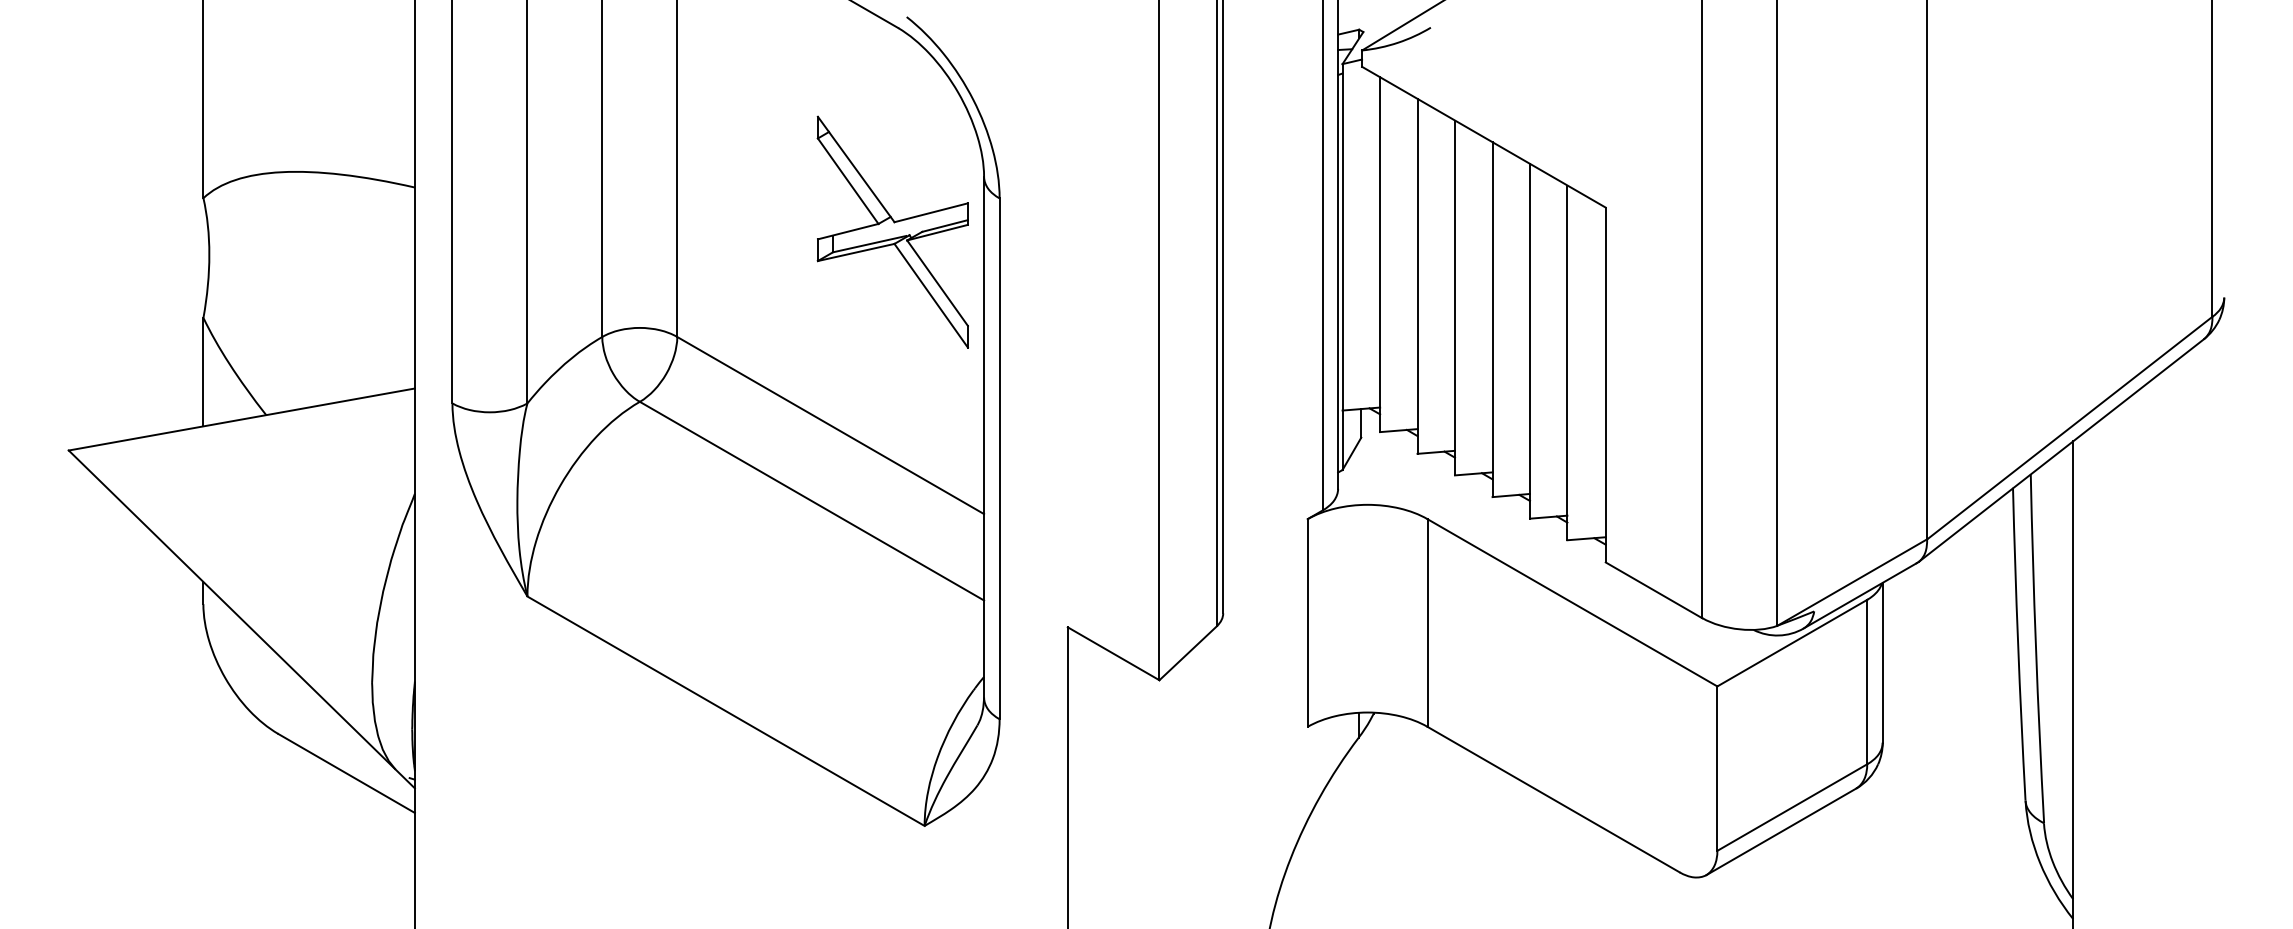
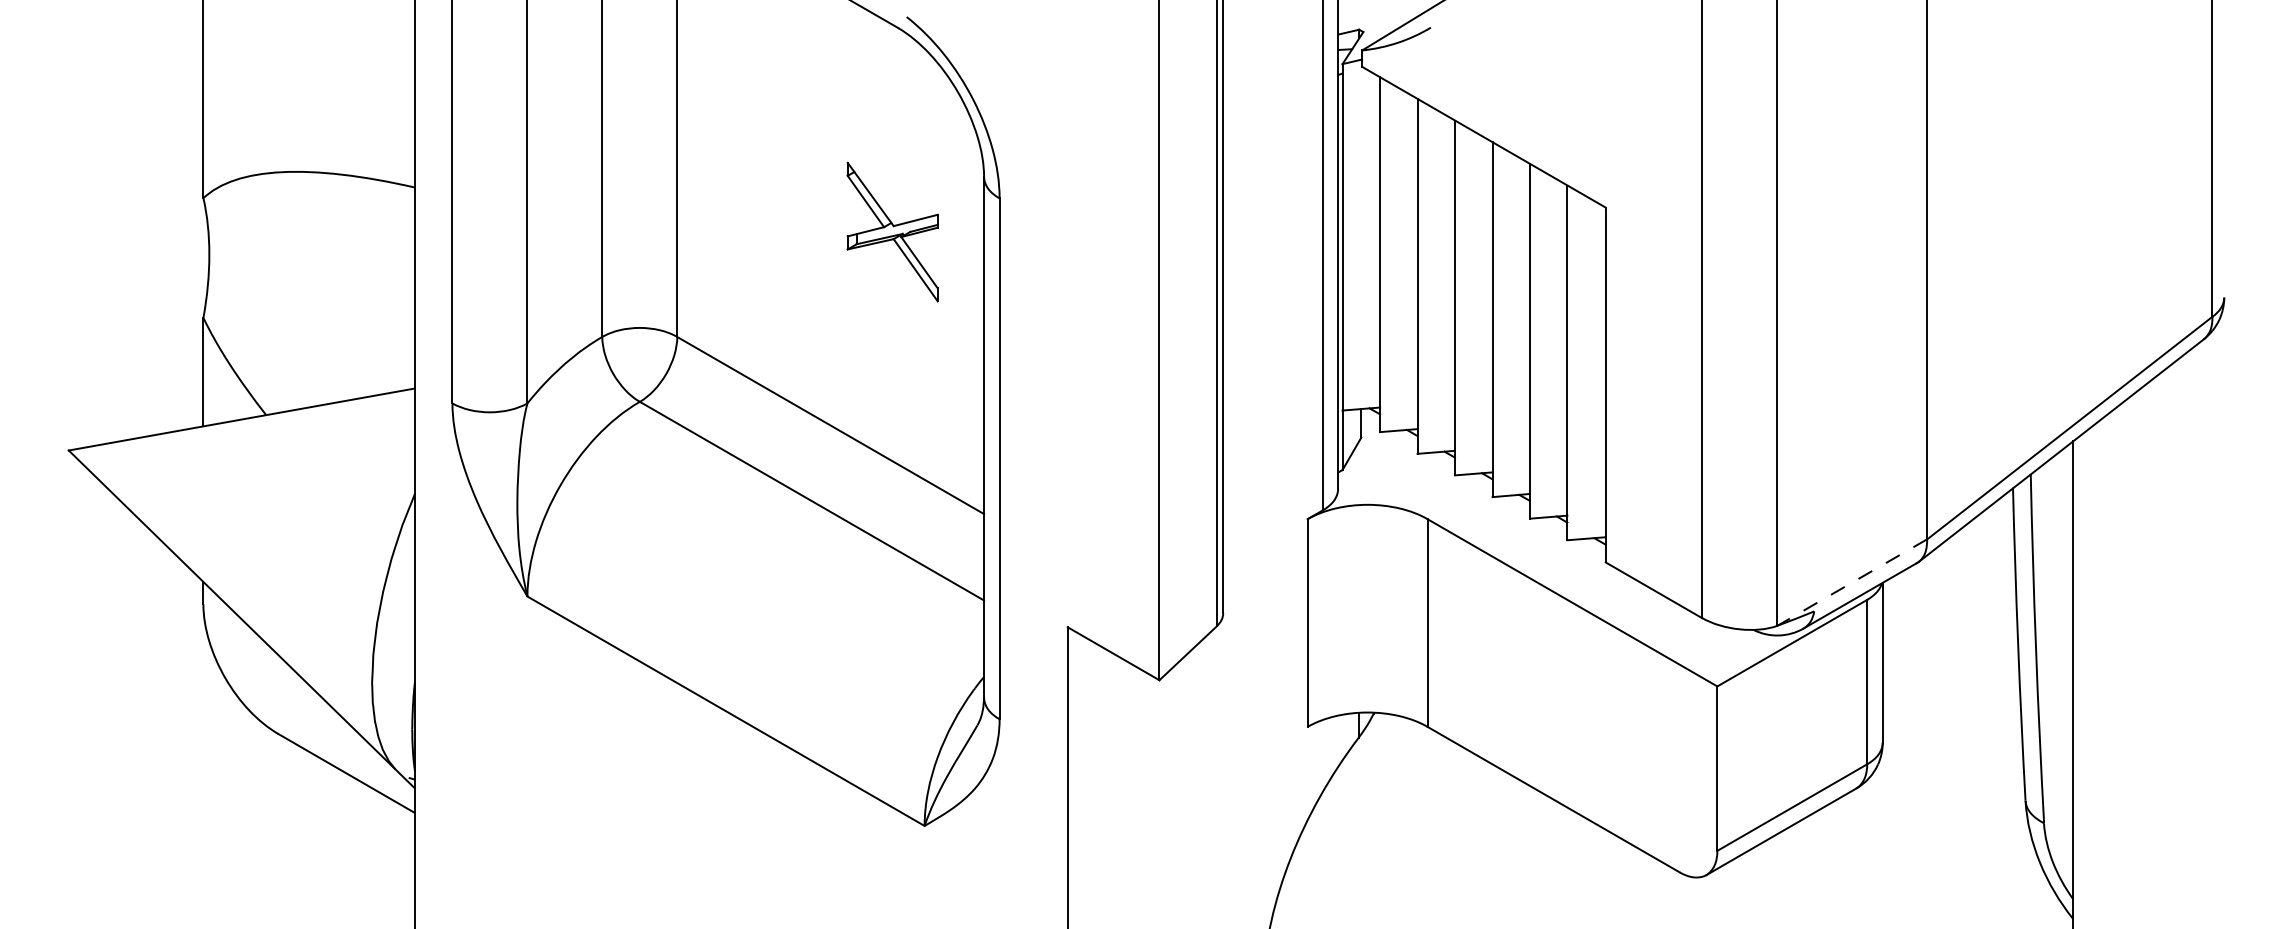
part size: 153x234 px -> 93x142 px (892, 231)
line: solid -> dashed (1852, 582)
